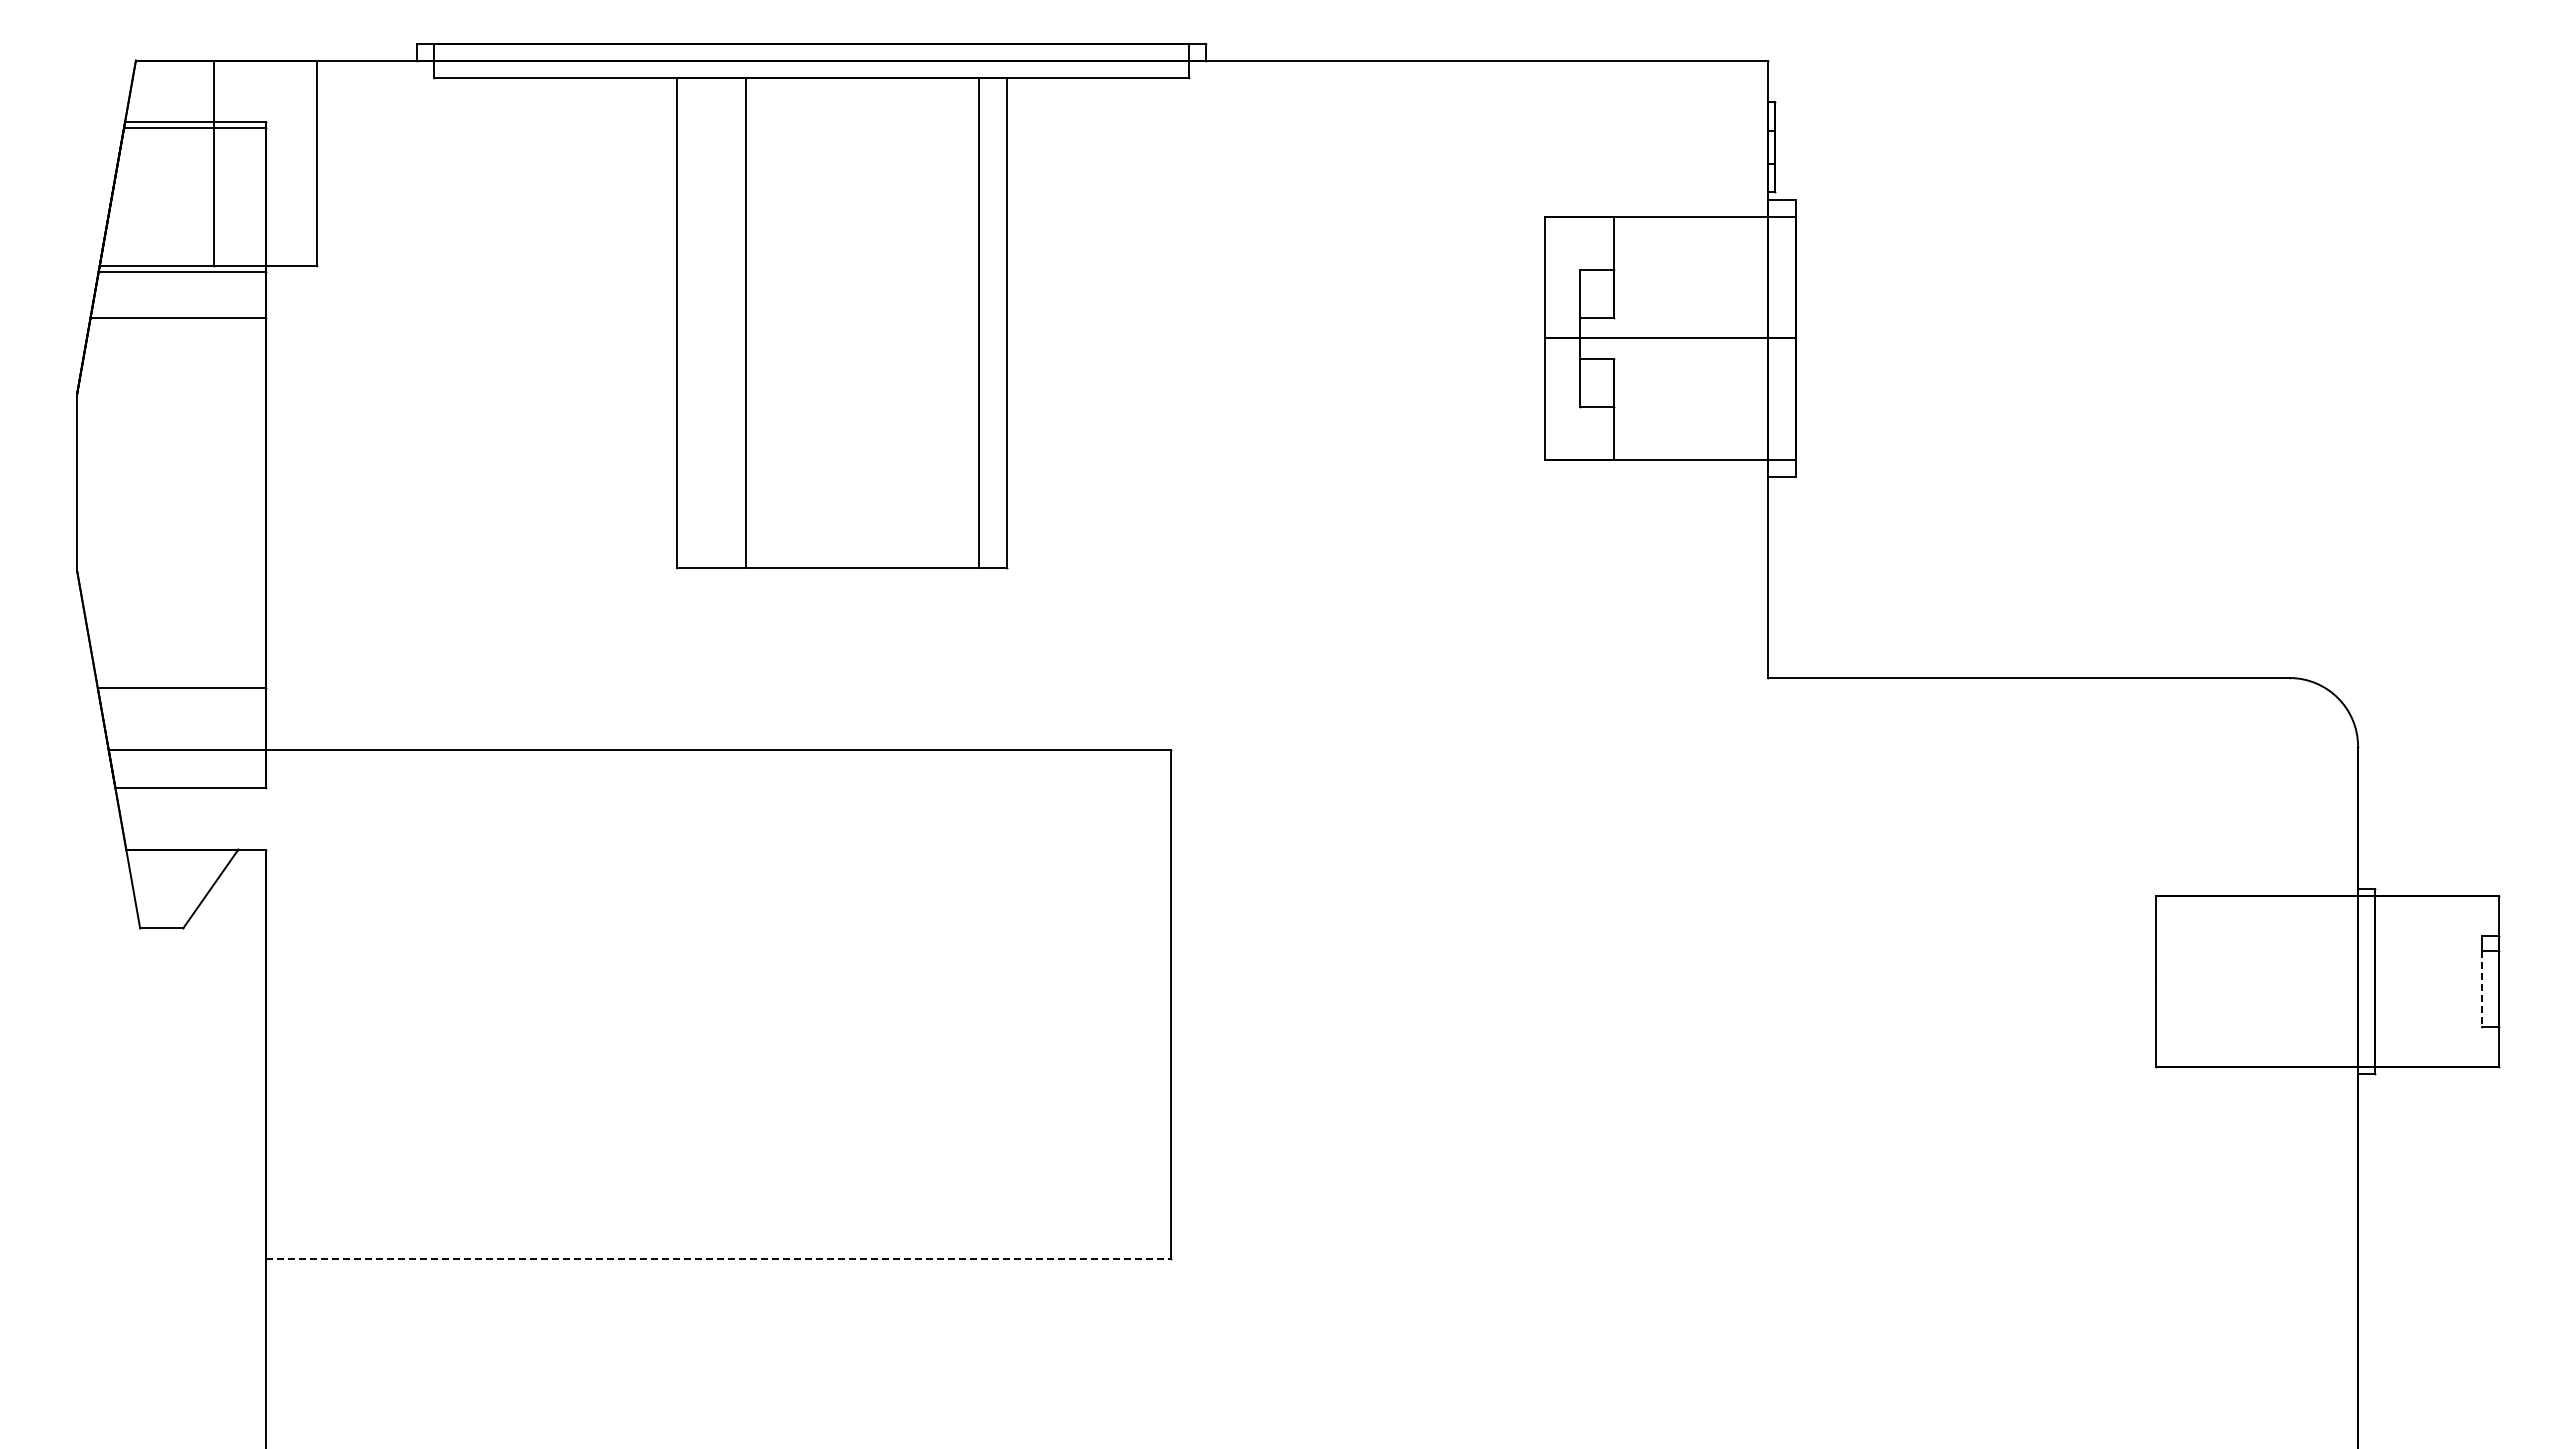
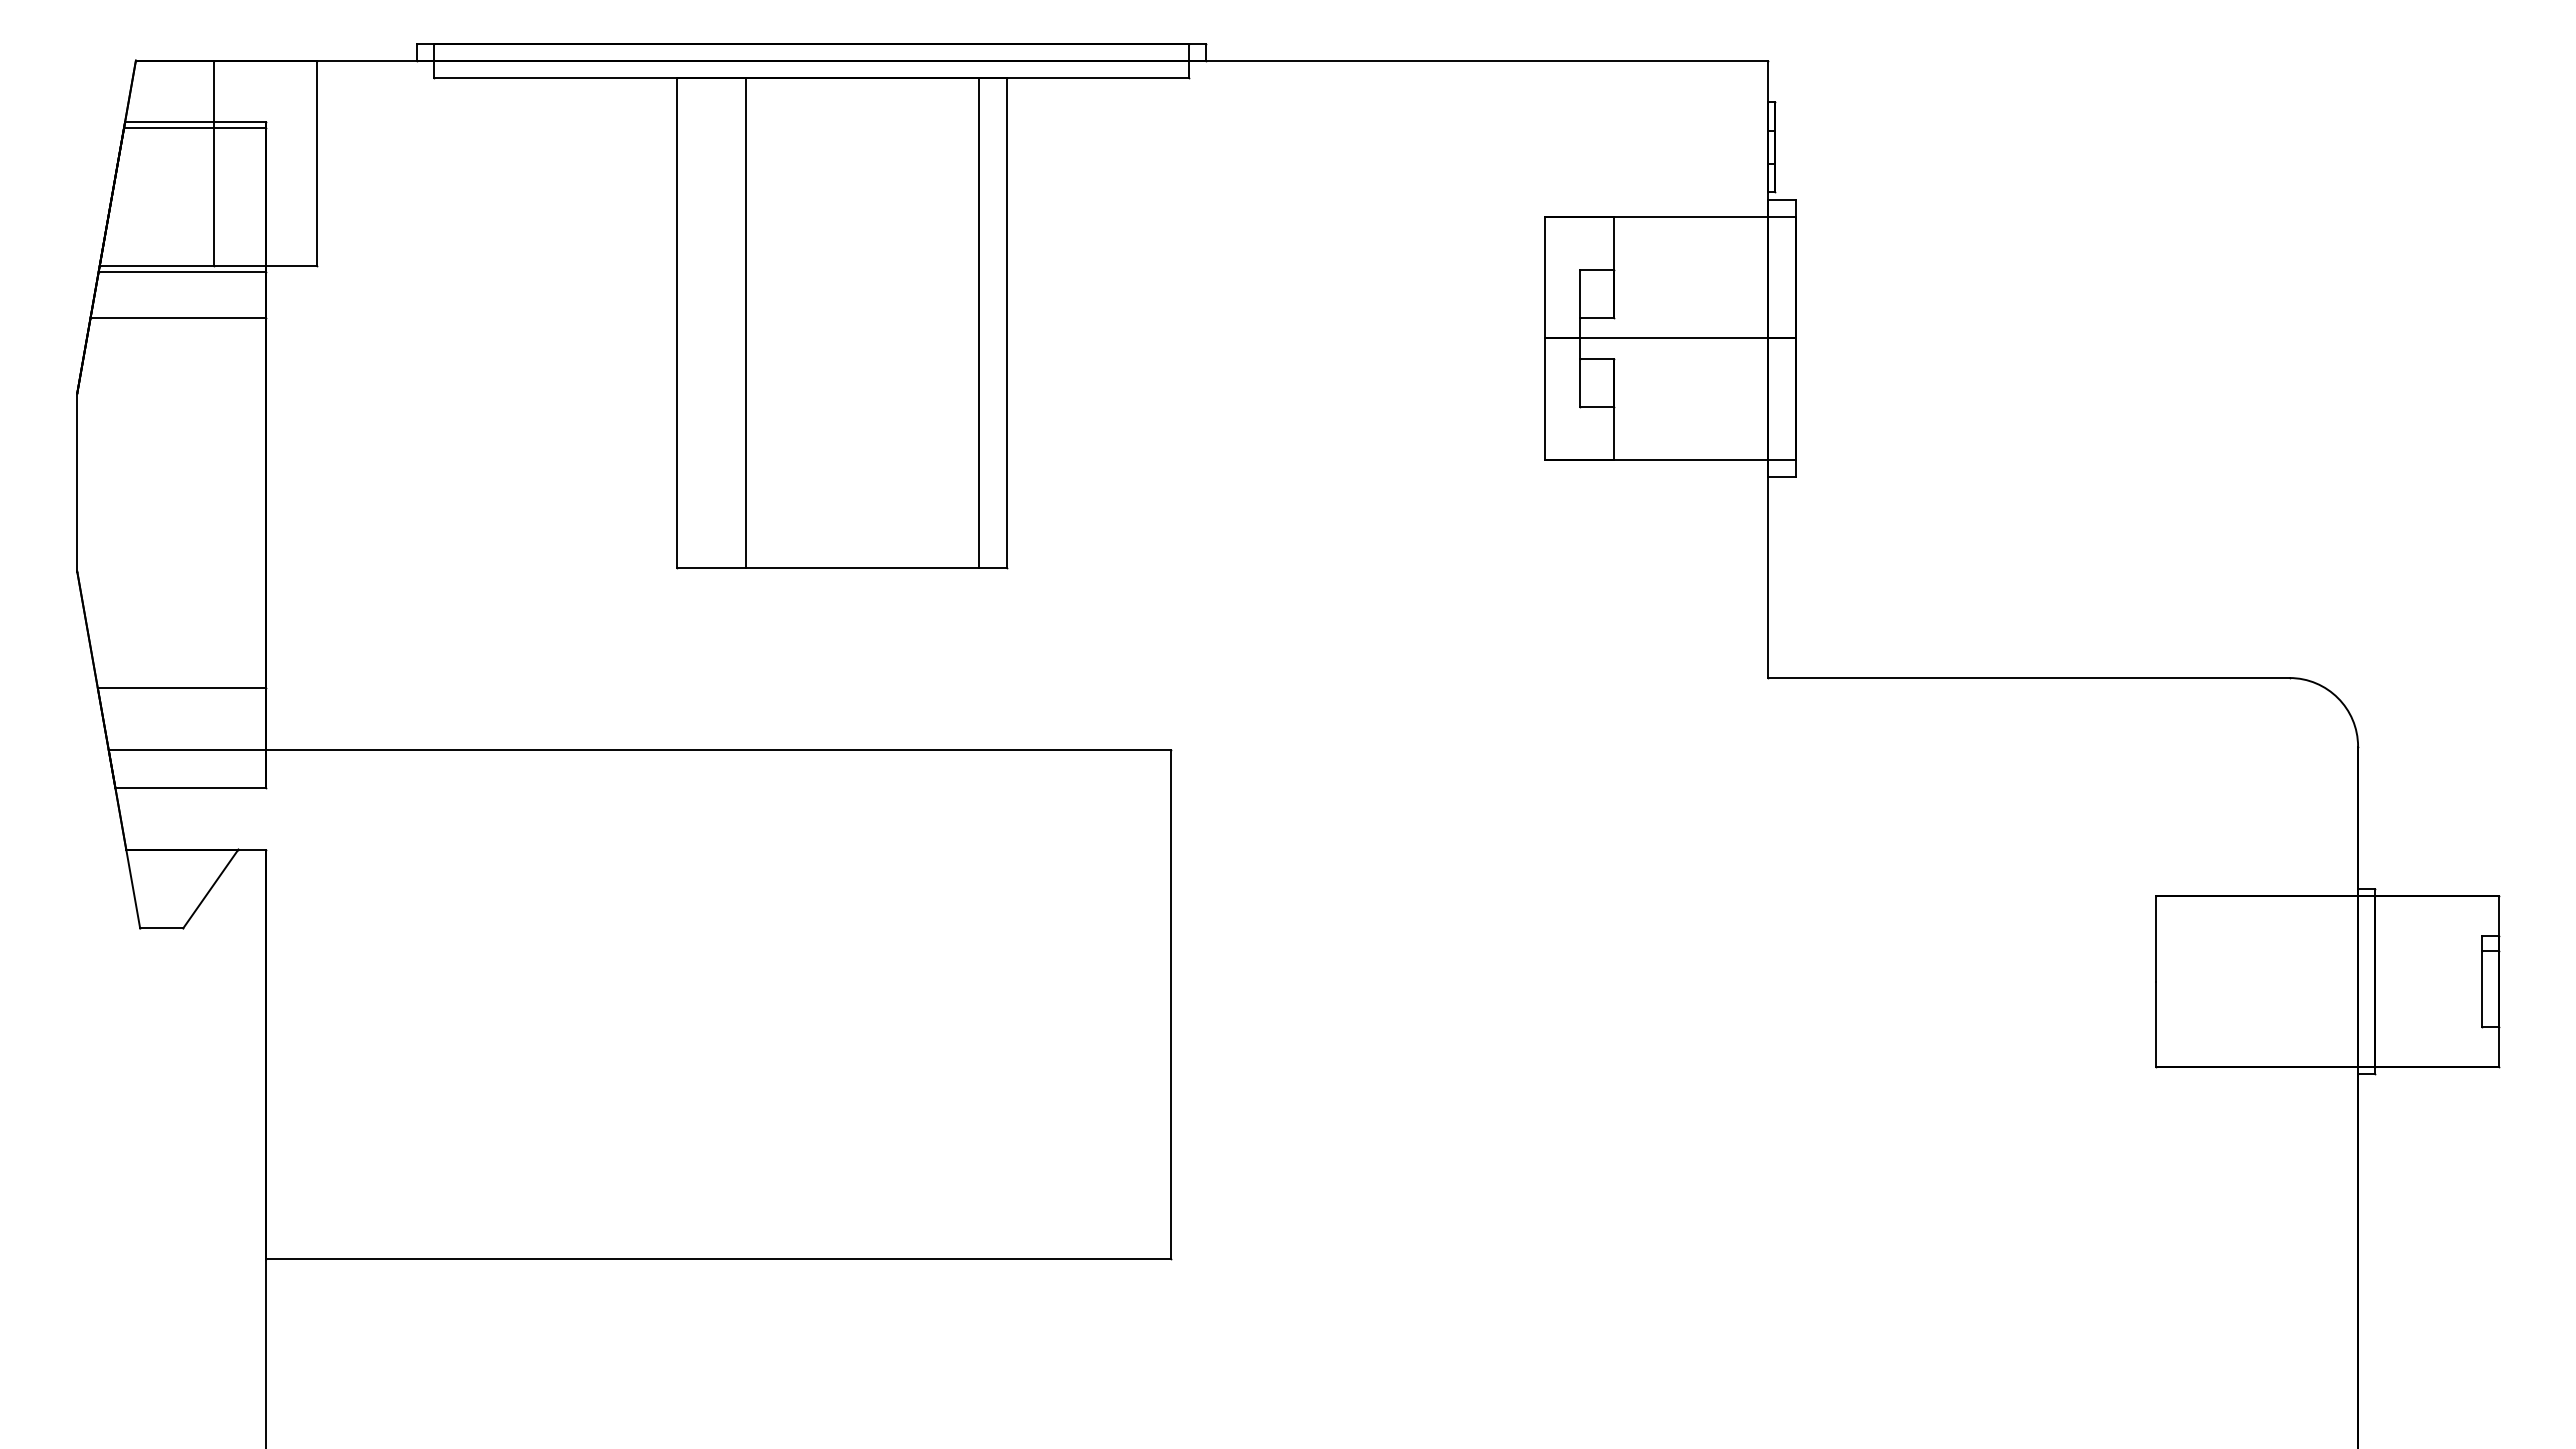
line: dashed -> solid (2481, 989)
line: dashed -> solid (718, 1259)
